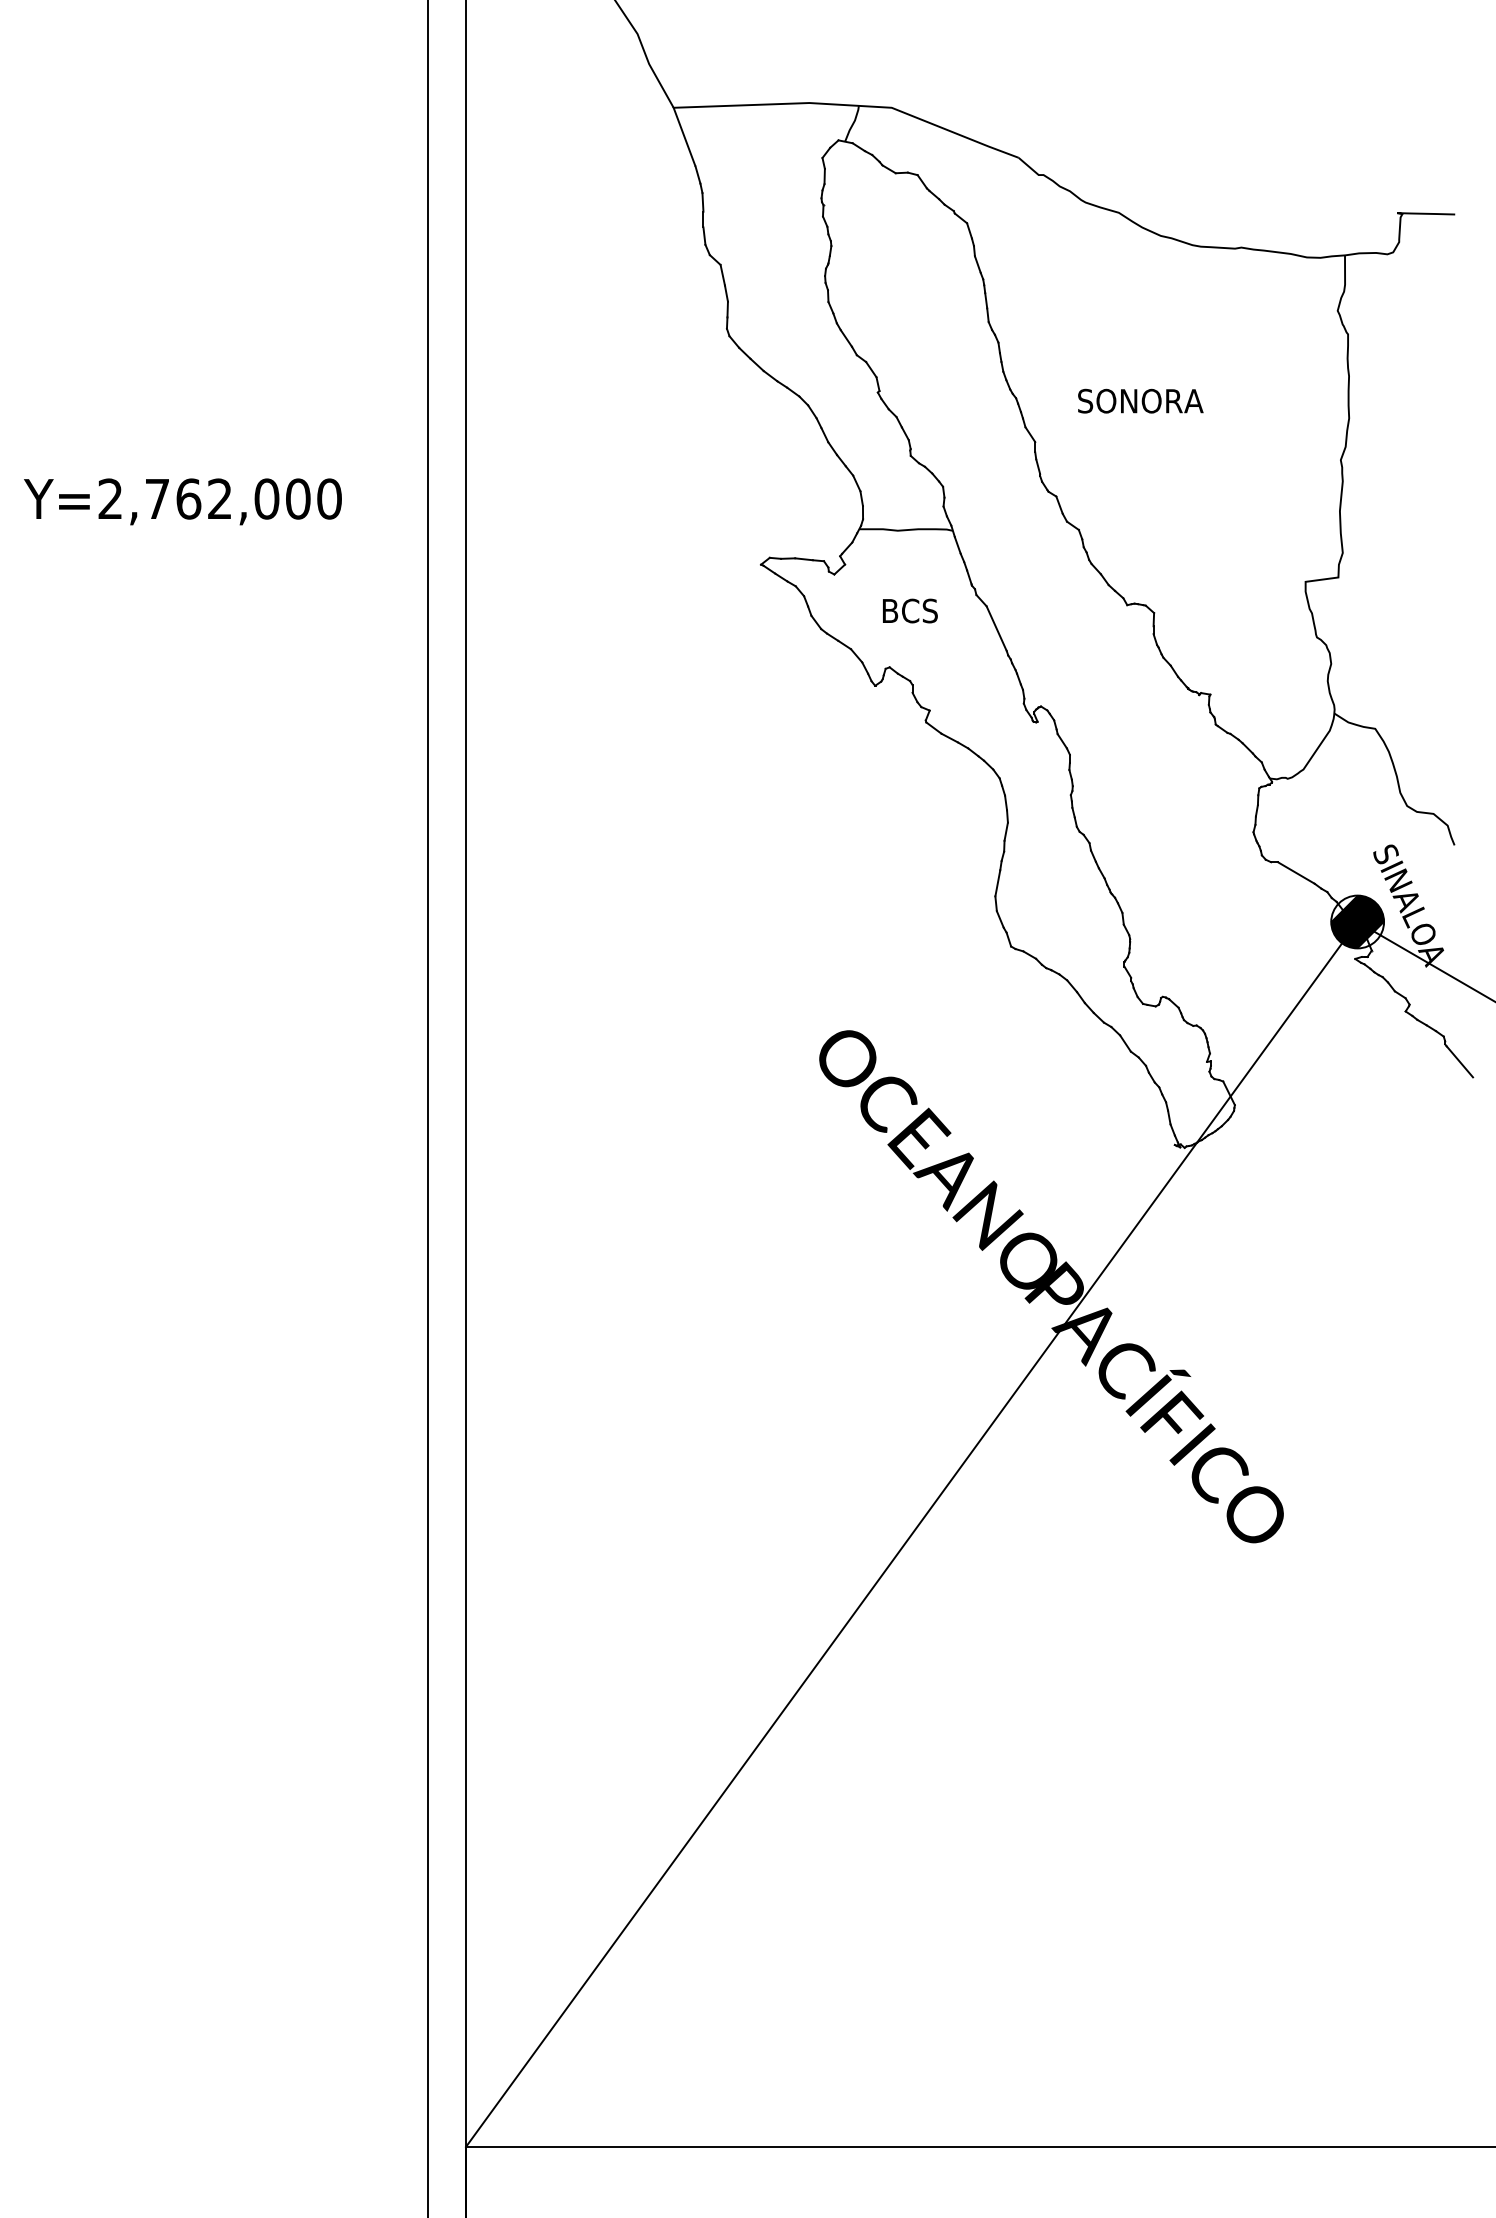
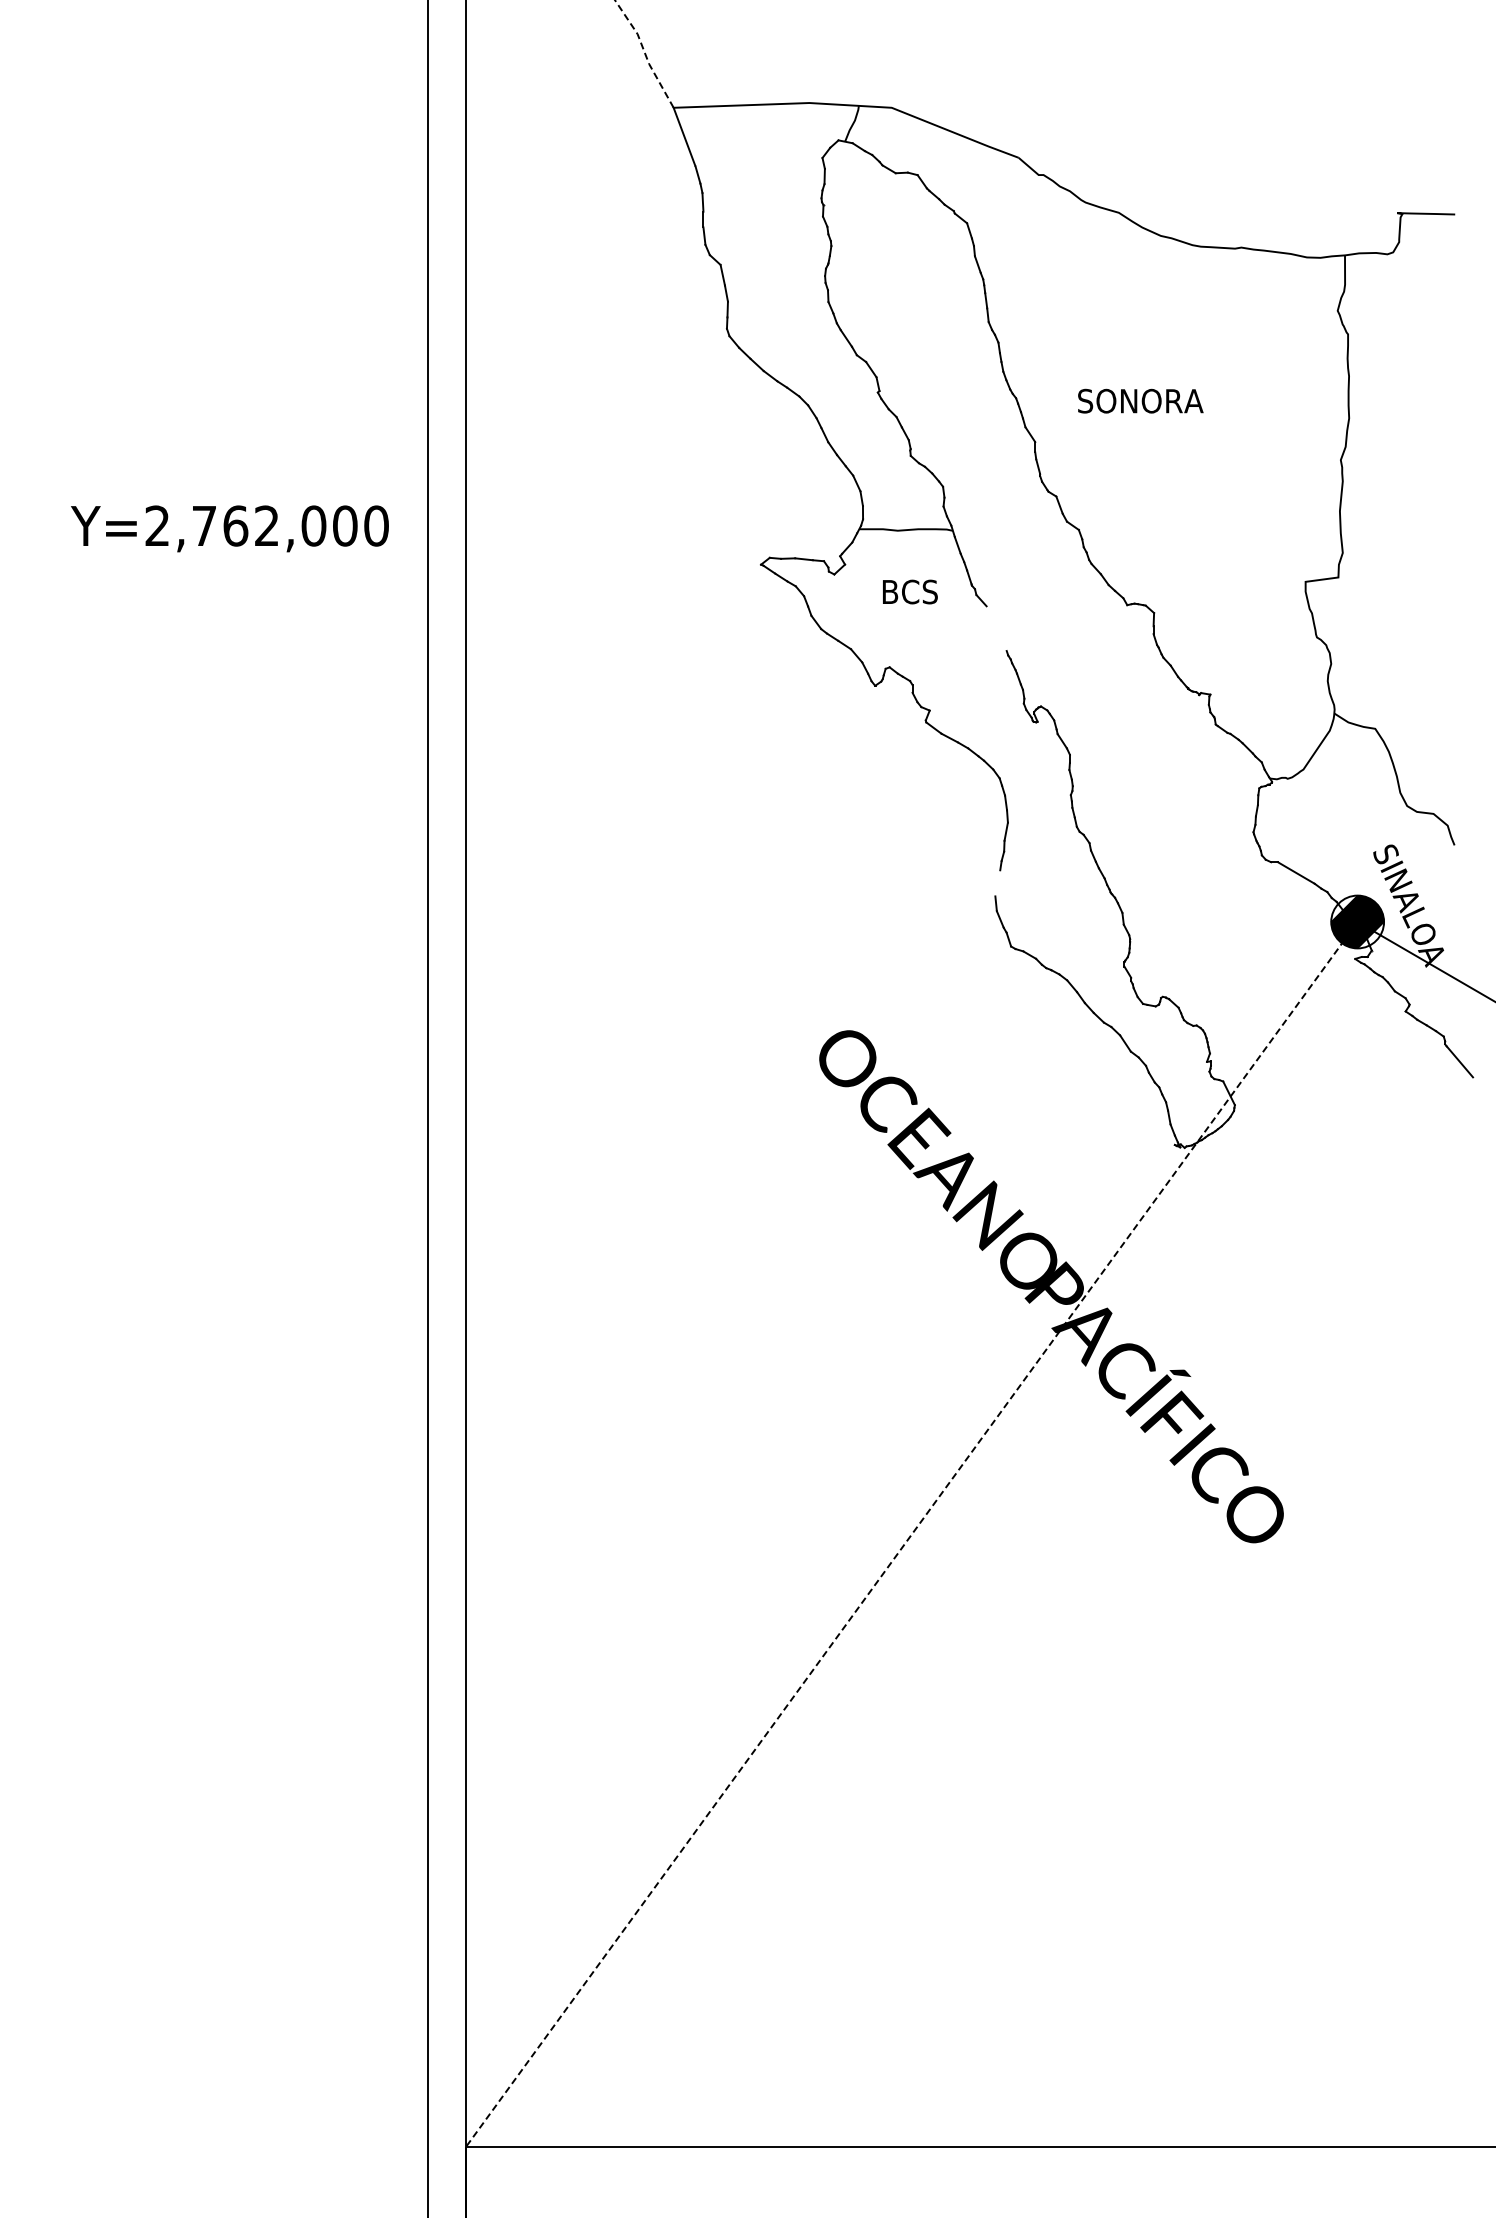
line: solid -> dashed (645, 54)
text position: (182, 501) -> (229, 528) (229, 528)
text position: (910, 610) -> (910, 591) (910, 591)
line: present -> none (996, 628)
line: present -> none (997, 883)
line: solid -> dashed (911, 1534)
